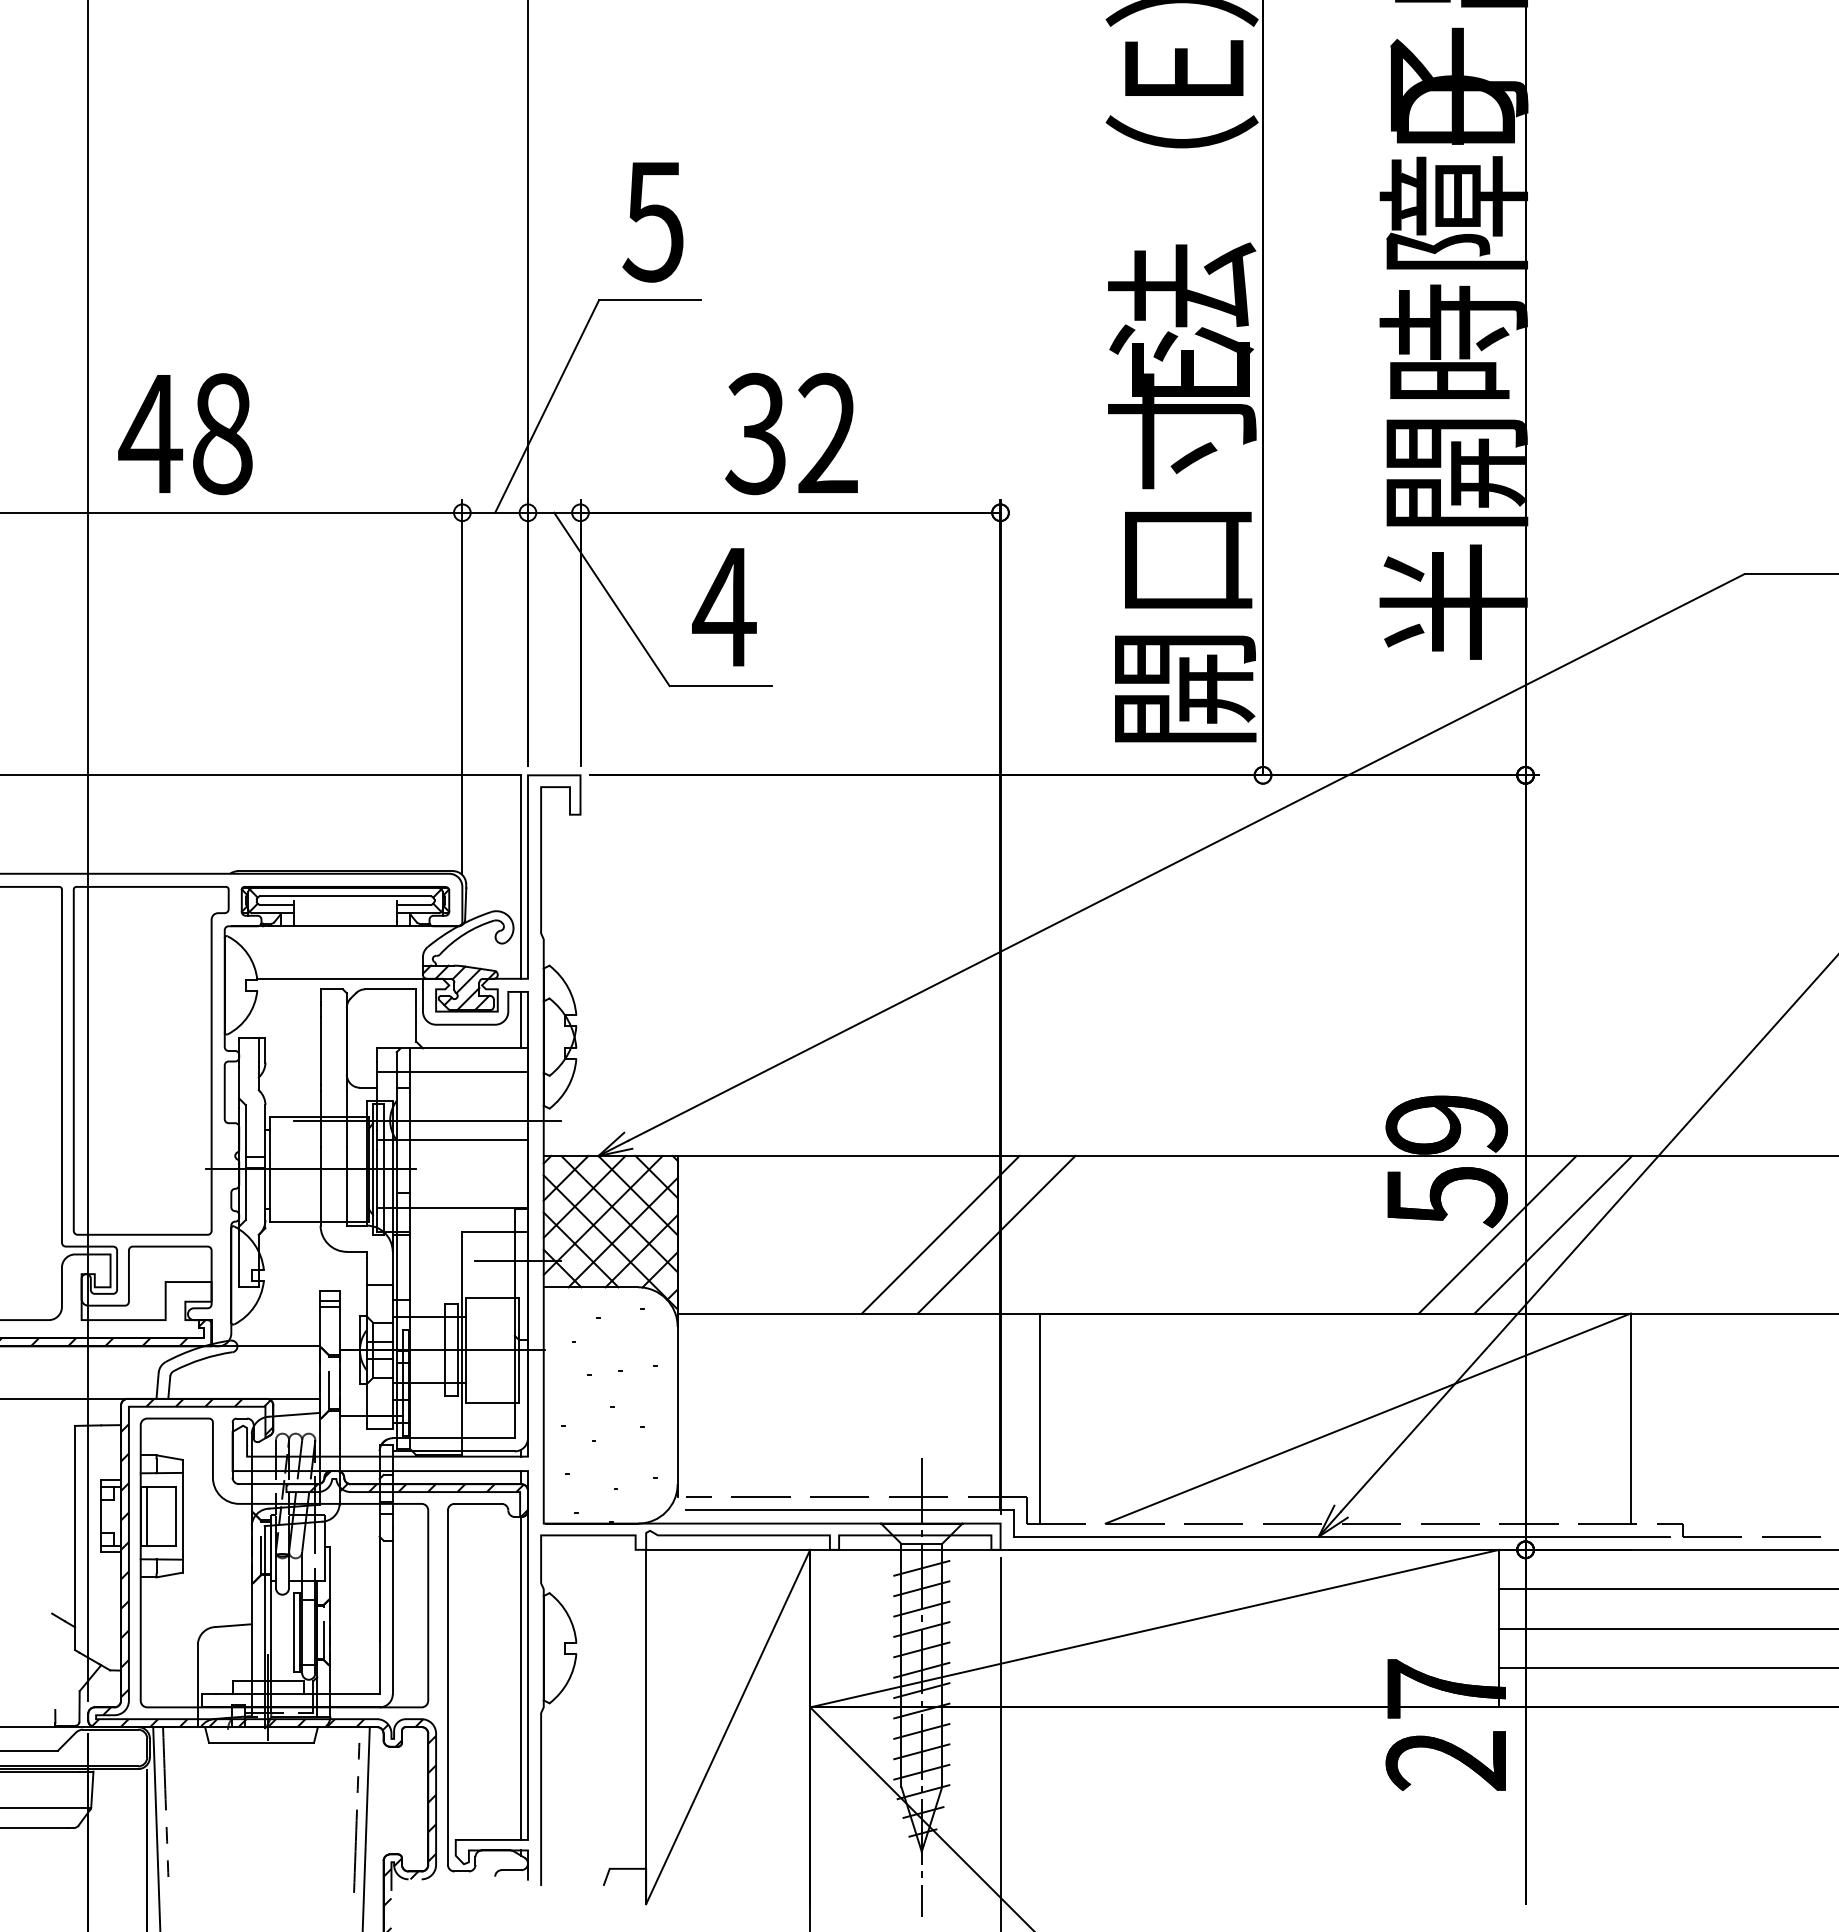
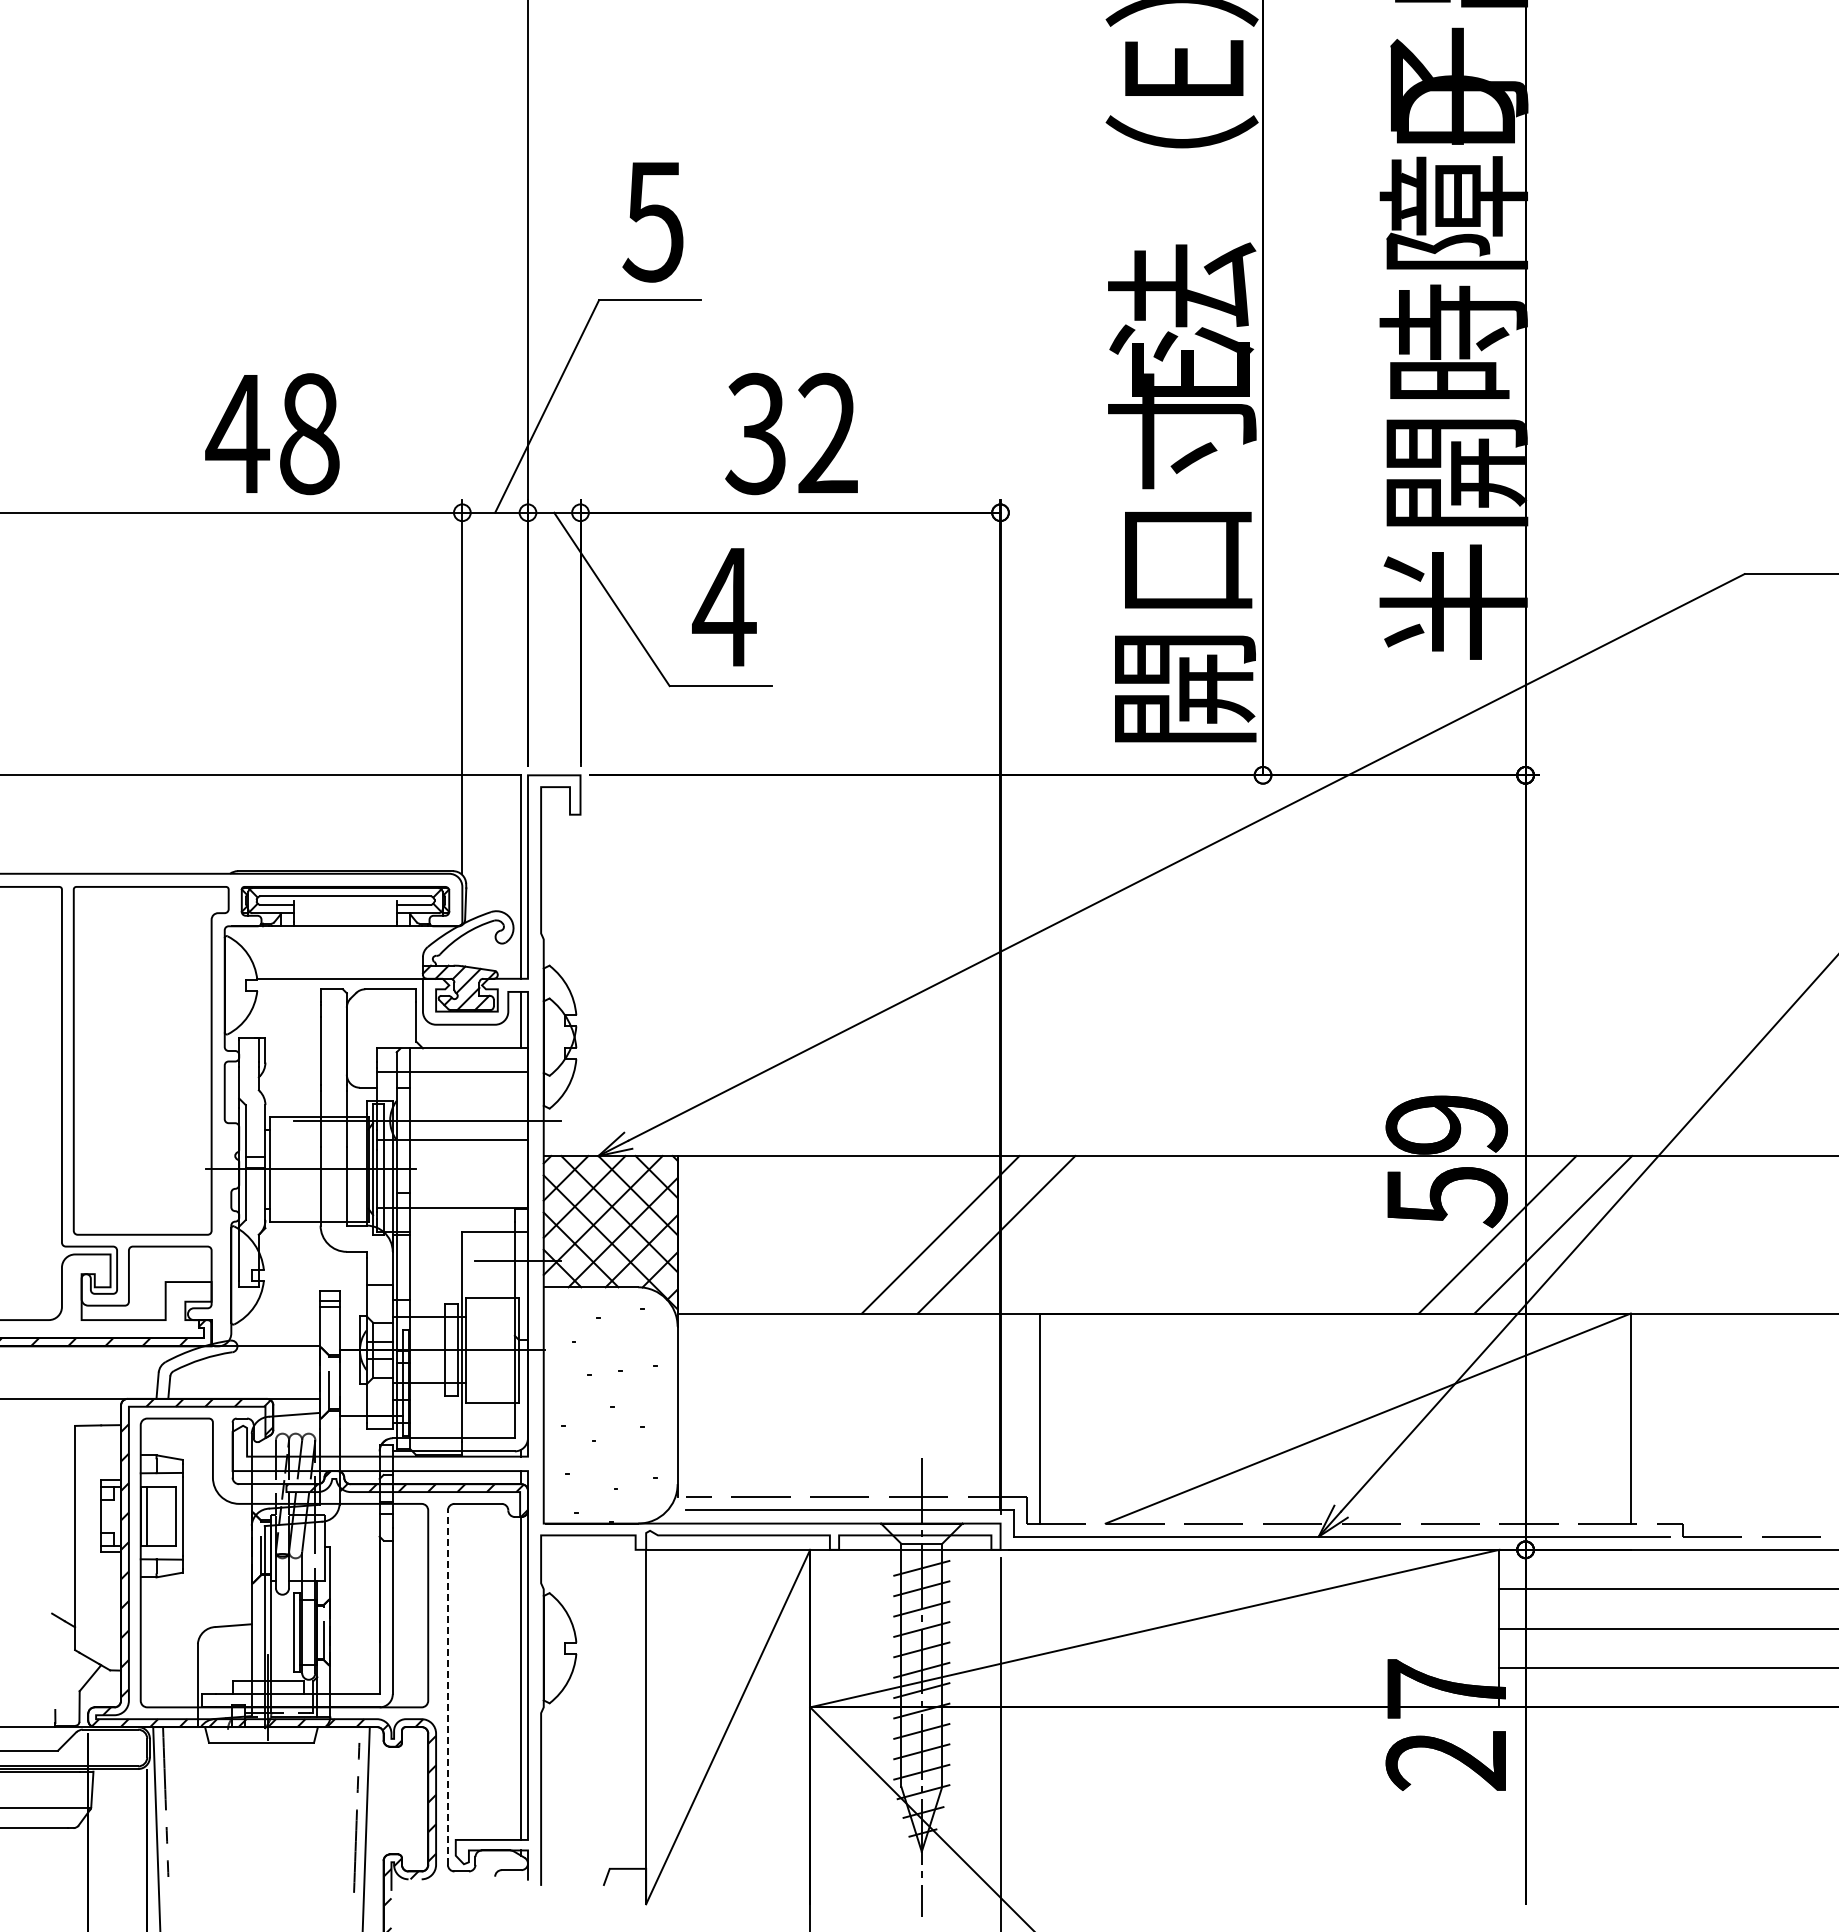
text position: (185, 434) -> (272, 434) (272, 434)
line: present -> none (88, 851)
line: solid -> dashed (447, 1687)
